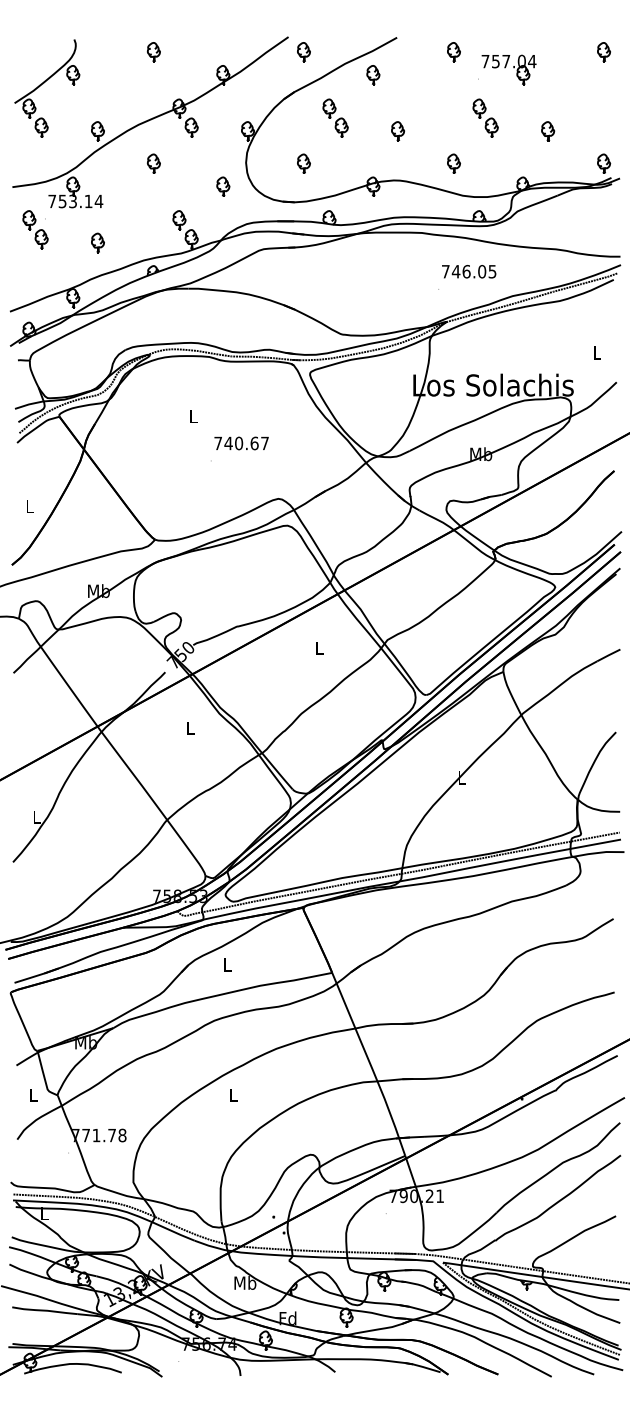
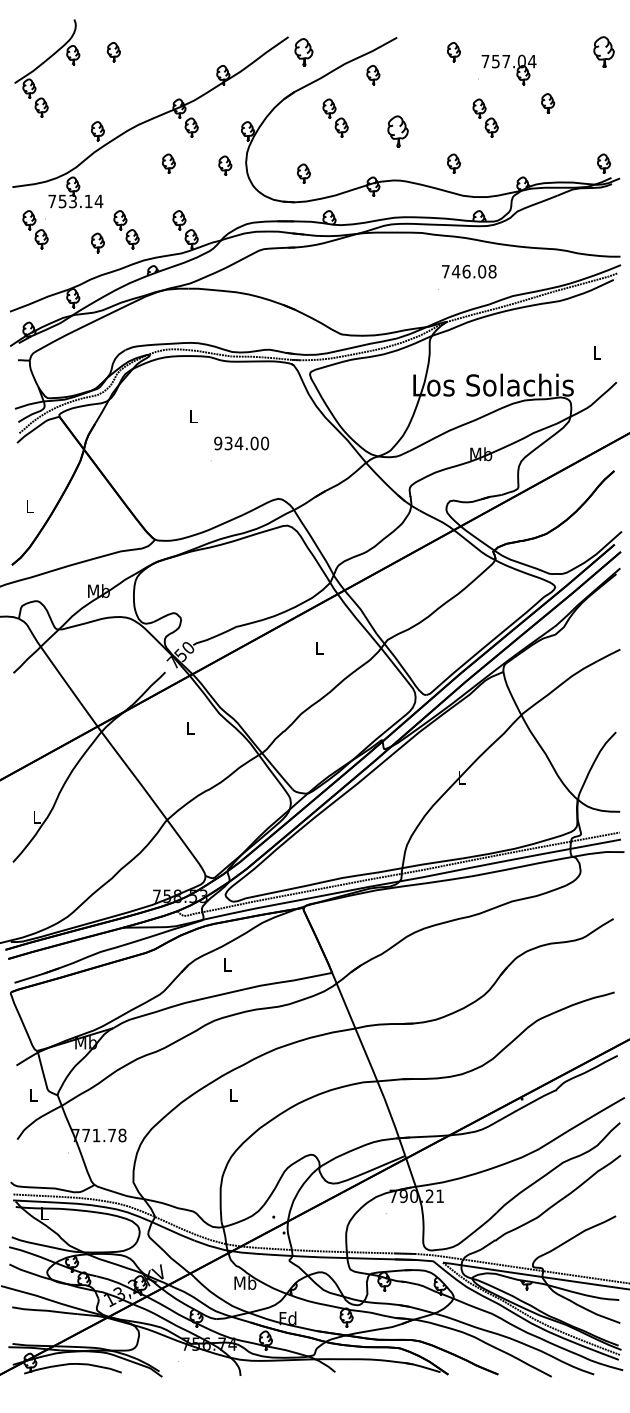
part position: (153, 52) -> (113, 52) (113, 52)
part size: 14x21 px -> 20x29 px (303, 52)
part size: 14x21 px -> 22x32 px (603, 51)
part position: (47, 88) -> (47, 68) (47, 68)
part size: 14x21 px -> 22x33 px (397, 131)
part position: (548, 131) -> (548, 103) (548, 103)
part position: (153, 163) -> (168, 163) (168, 163)
part position: (303, 163) -> (303, 173) (303, 173)
part position: (223, 186) -> (225, 165) (225, 165)
part: none -> present (126, 229)
text: 746.05 -> 746.08 (492, 271)
text: 740.67 -> 934.00 (241, 443)
